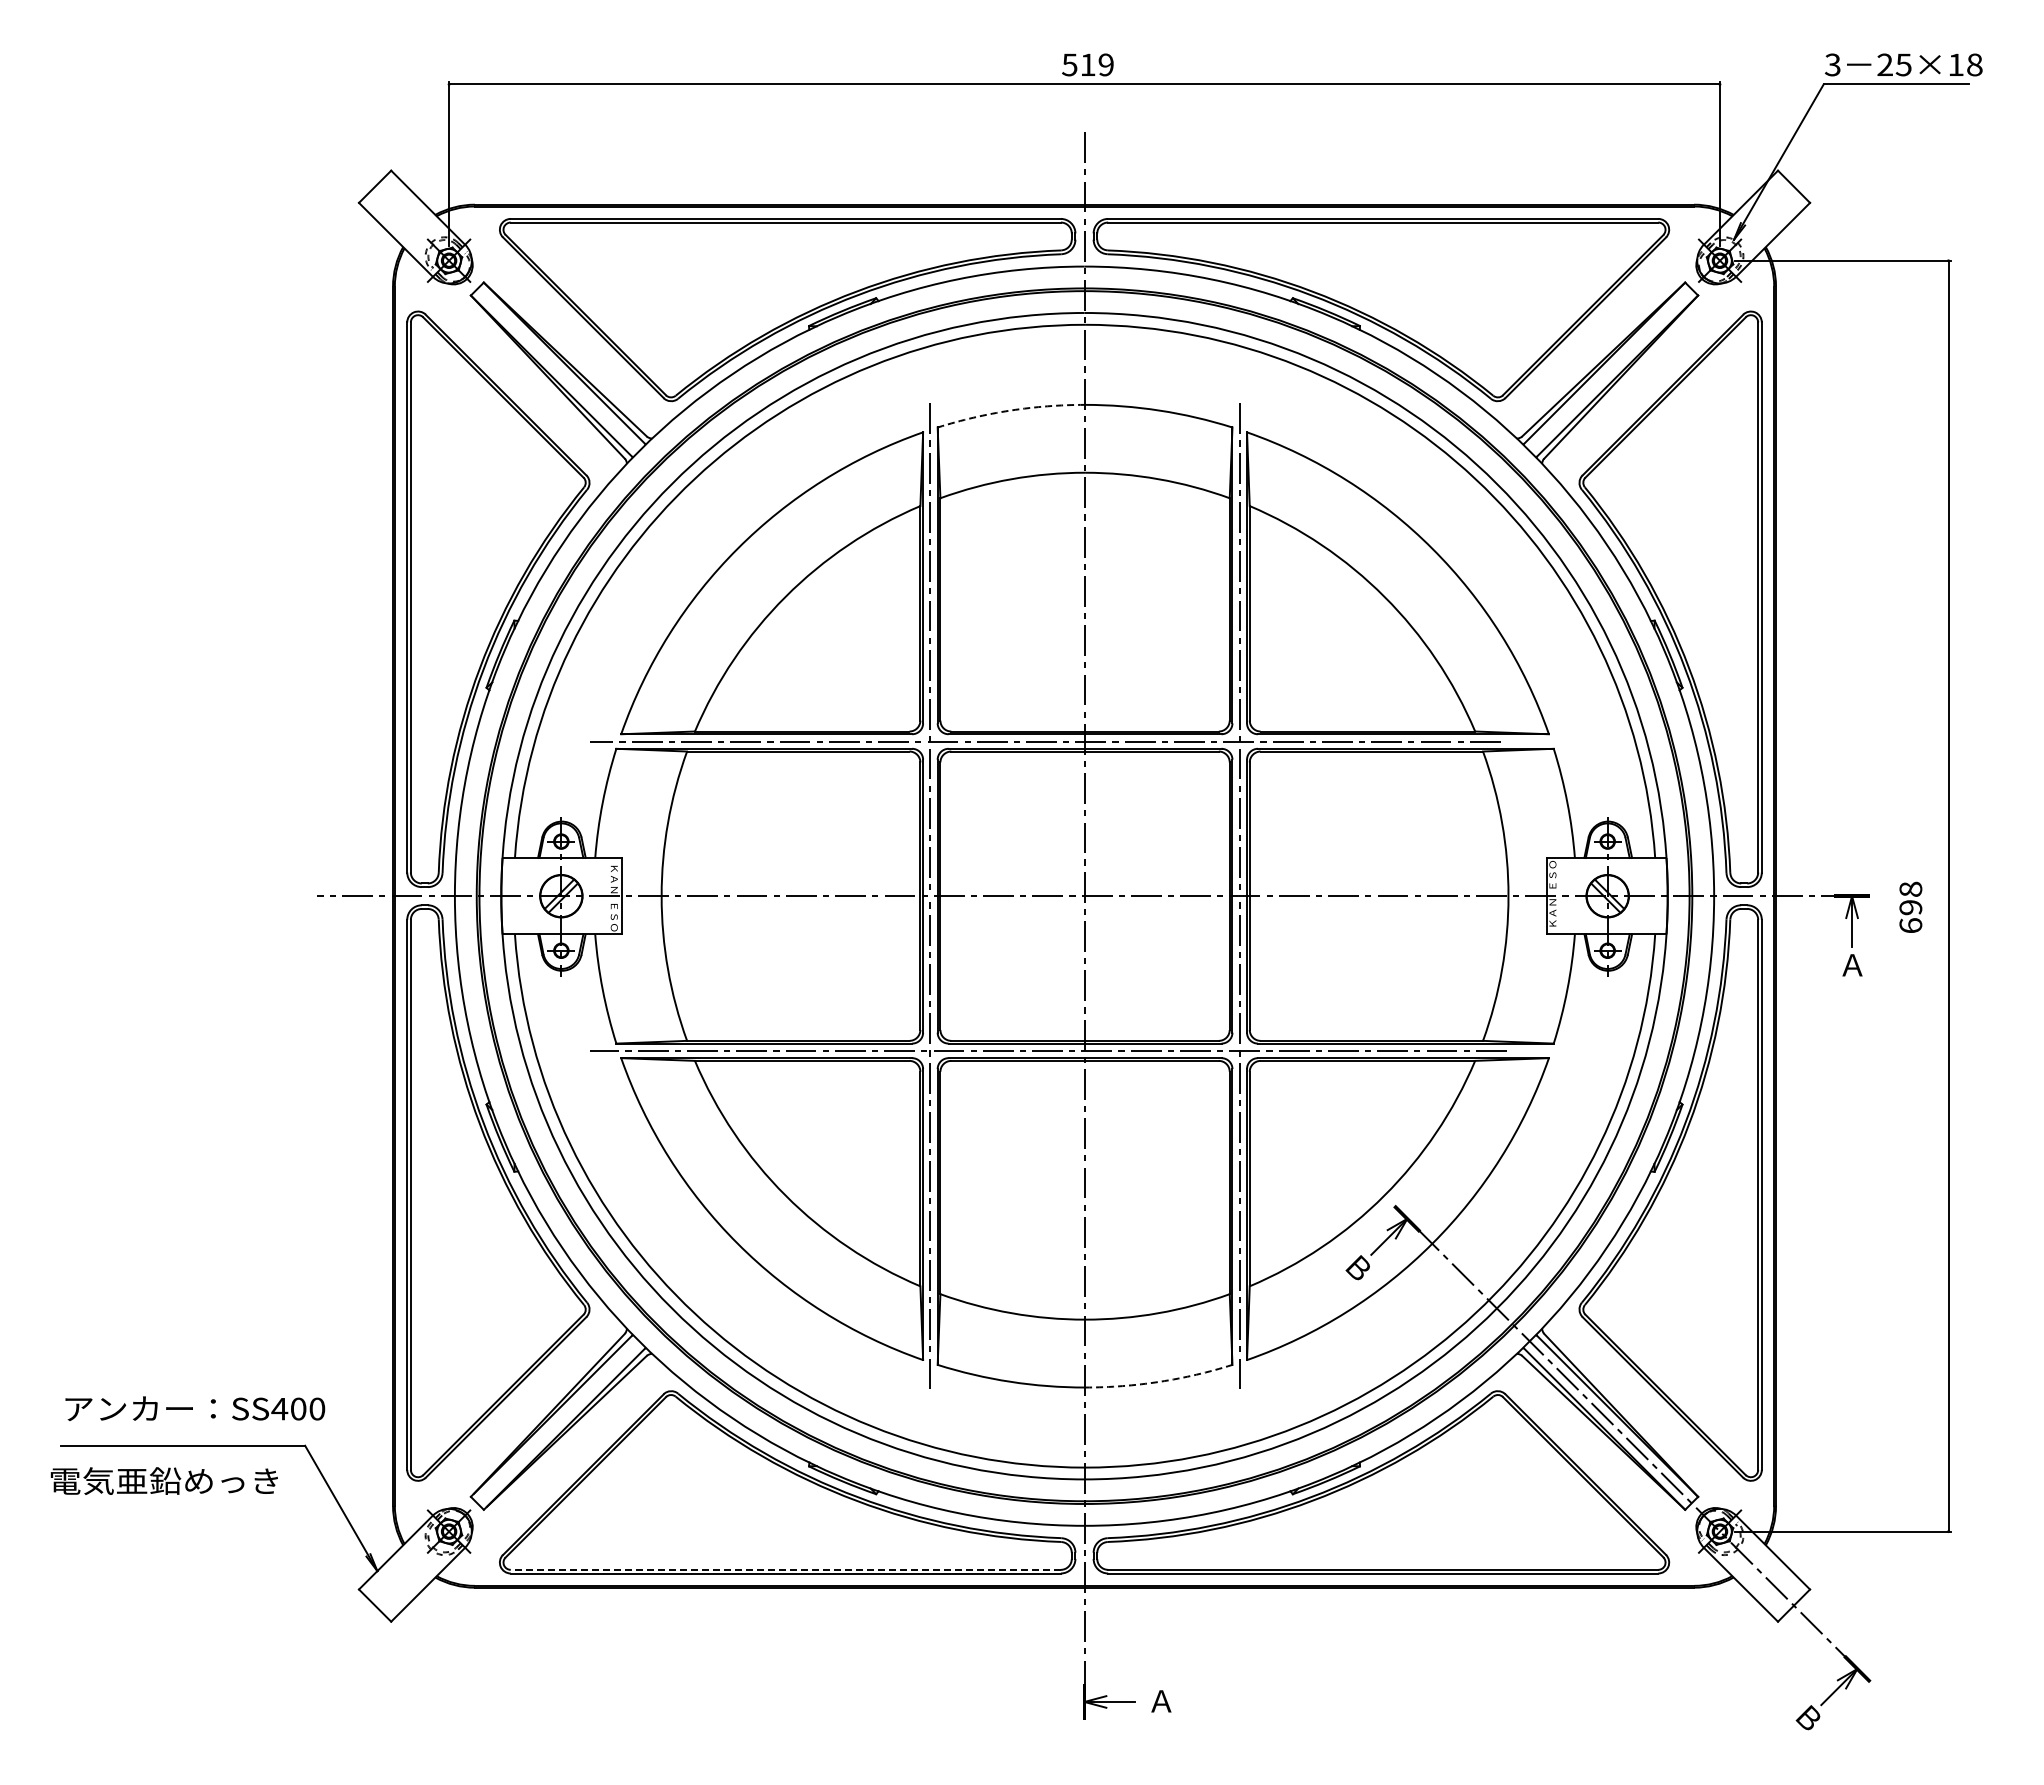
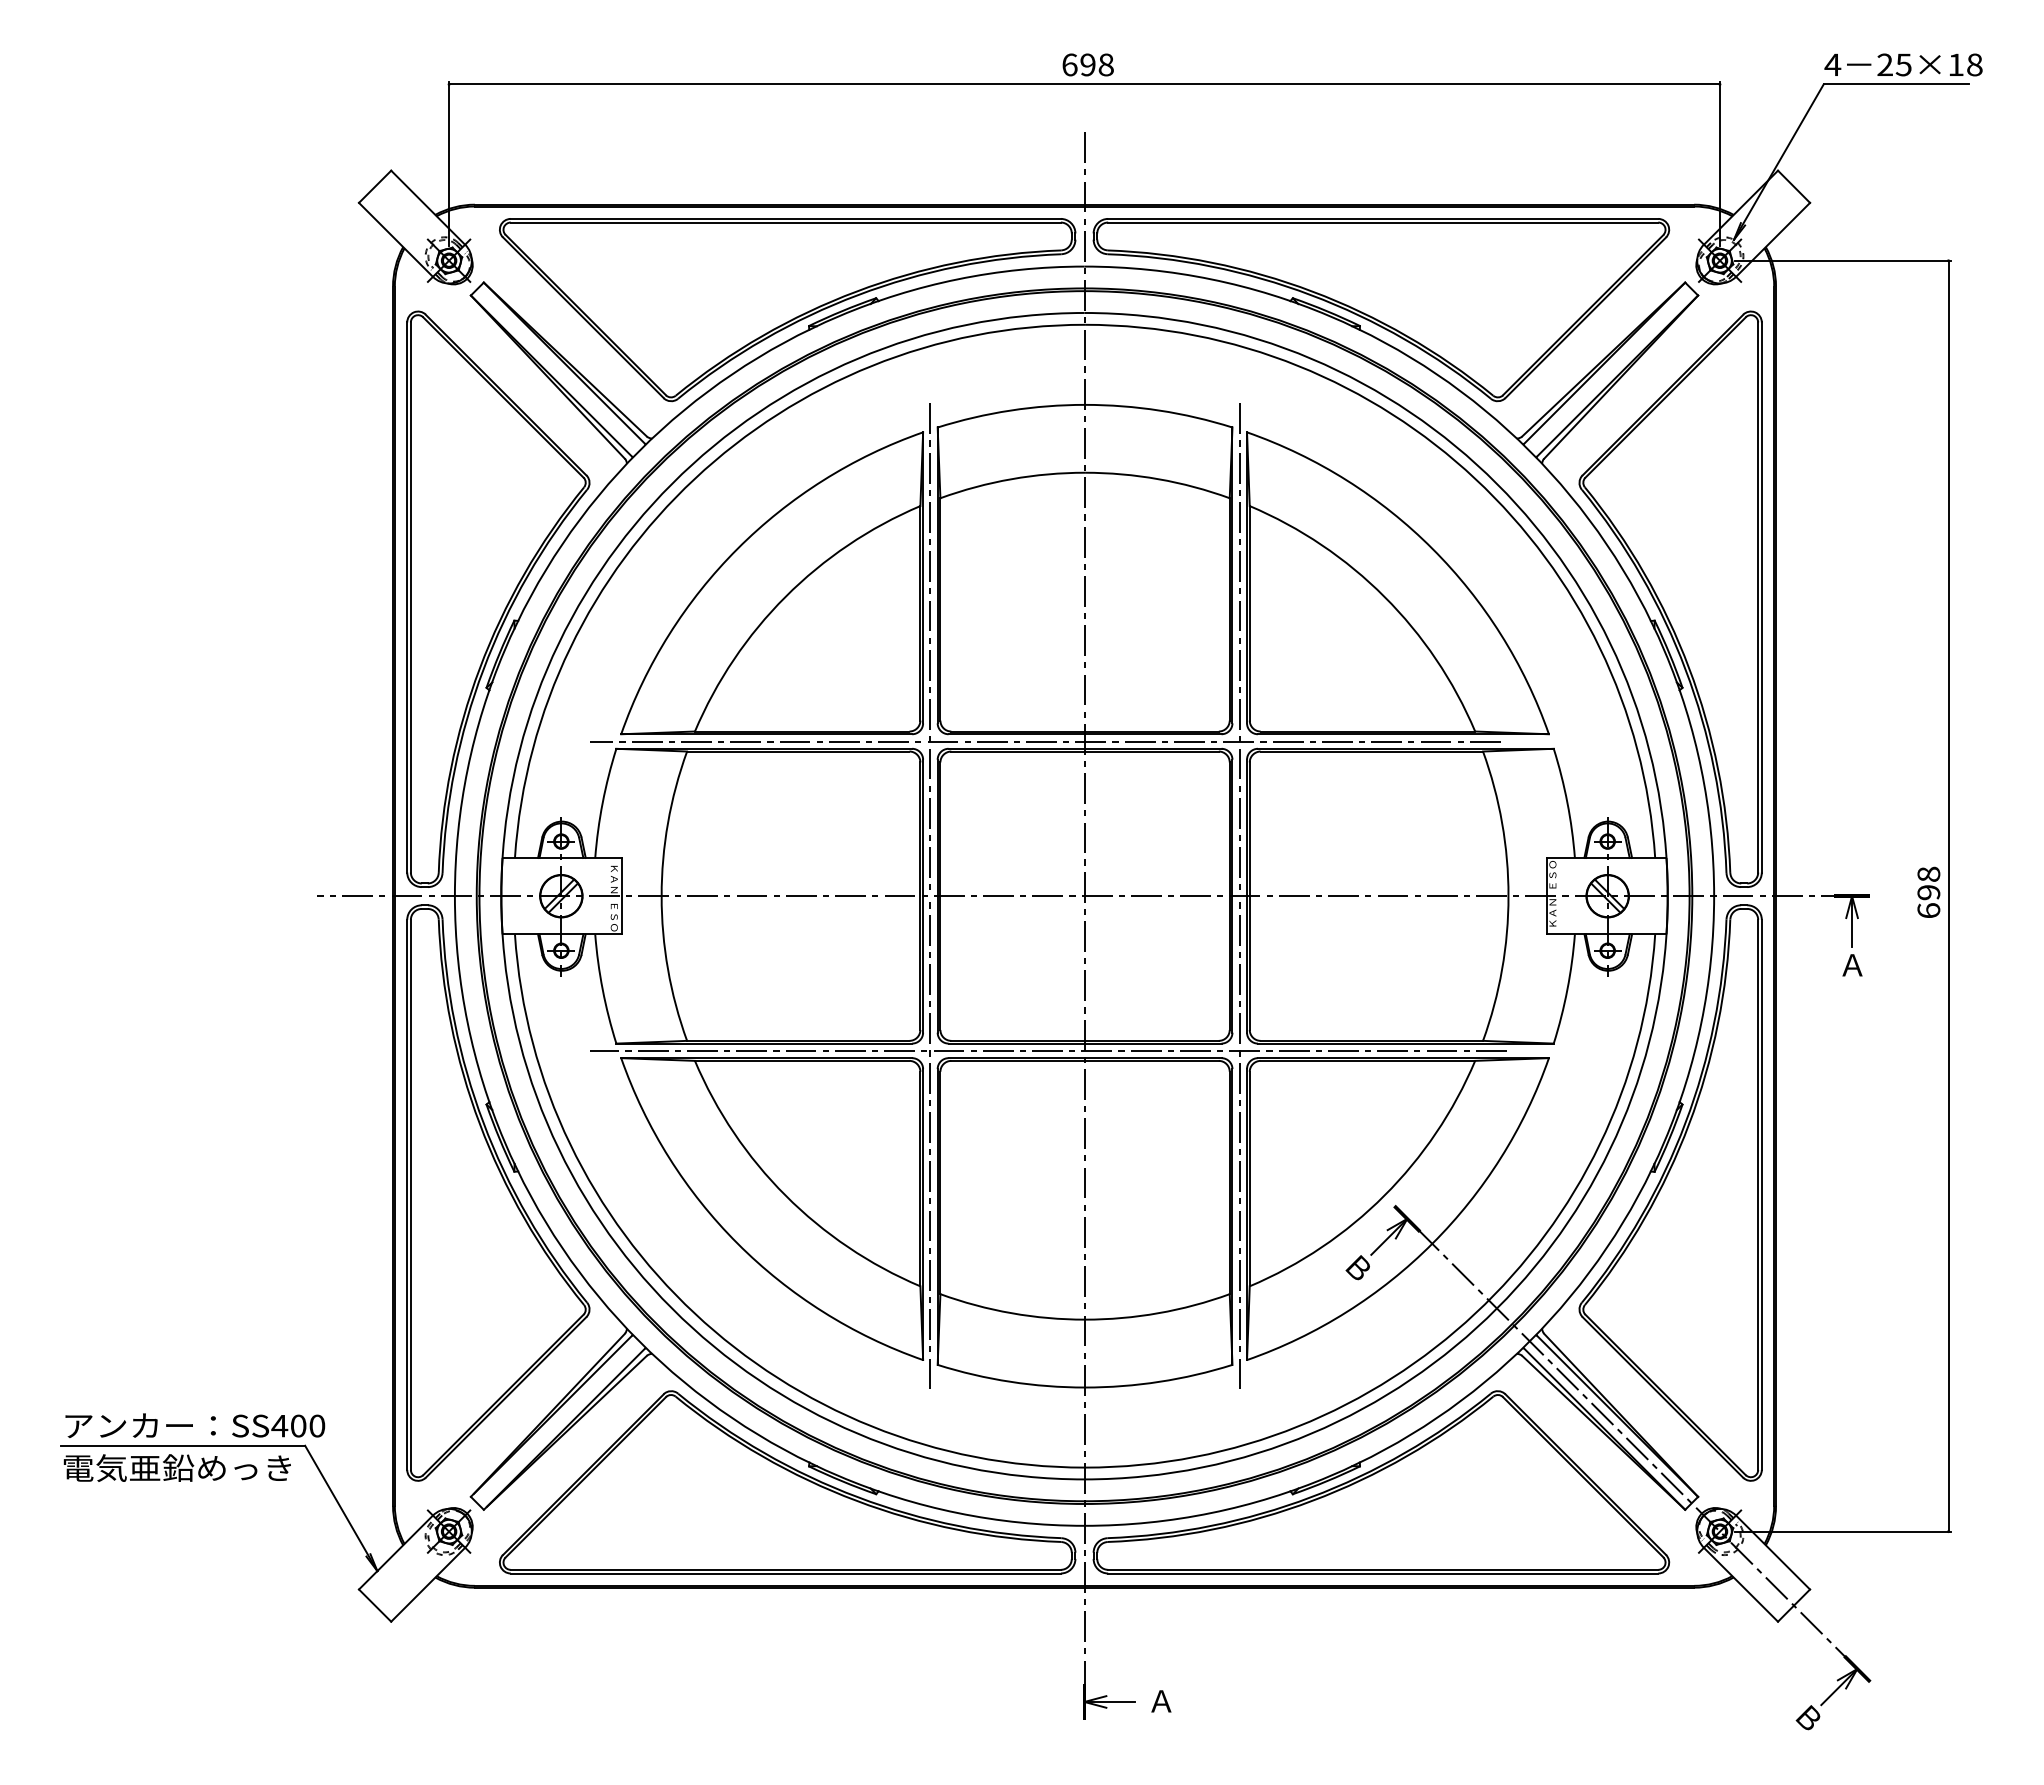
text: 519 -> 698 (1087, 64)
text: 3 -> 4 (1832, 64)
arc: dashed -> solid (1010, 410)
text position: (1910, 906) -> (1928, 891) (1928, 891)
arc: dashed -> solid (1159, 1381)
text position: (195, 1408) -> (195, 1425) (195, 1425)
text position: (163, 1480) -> (176, 1467) (176, 1467)
line: dashed -> solid (785, 1569)
